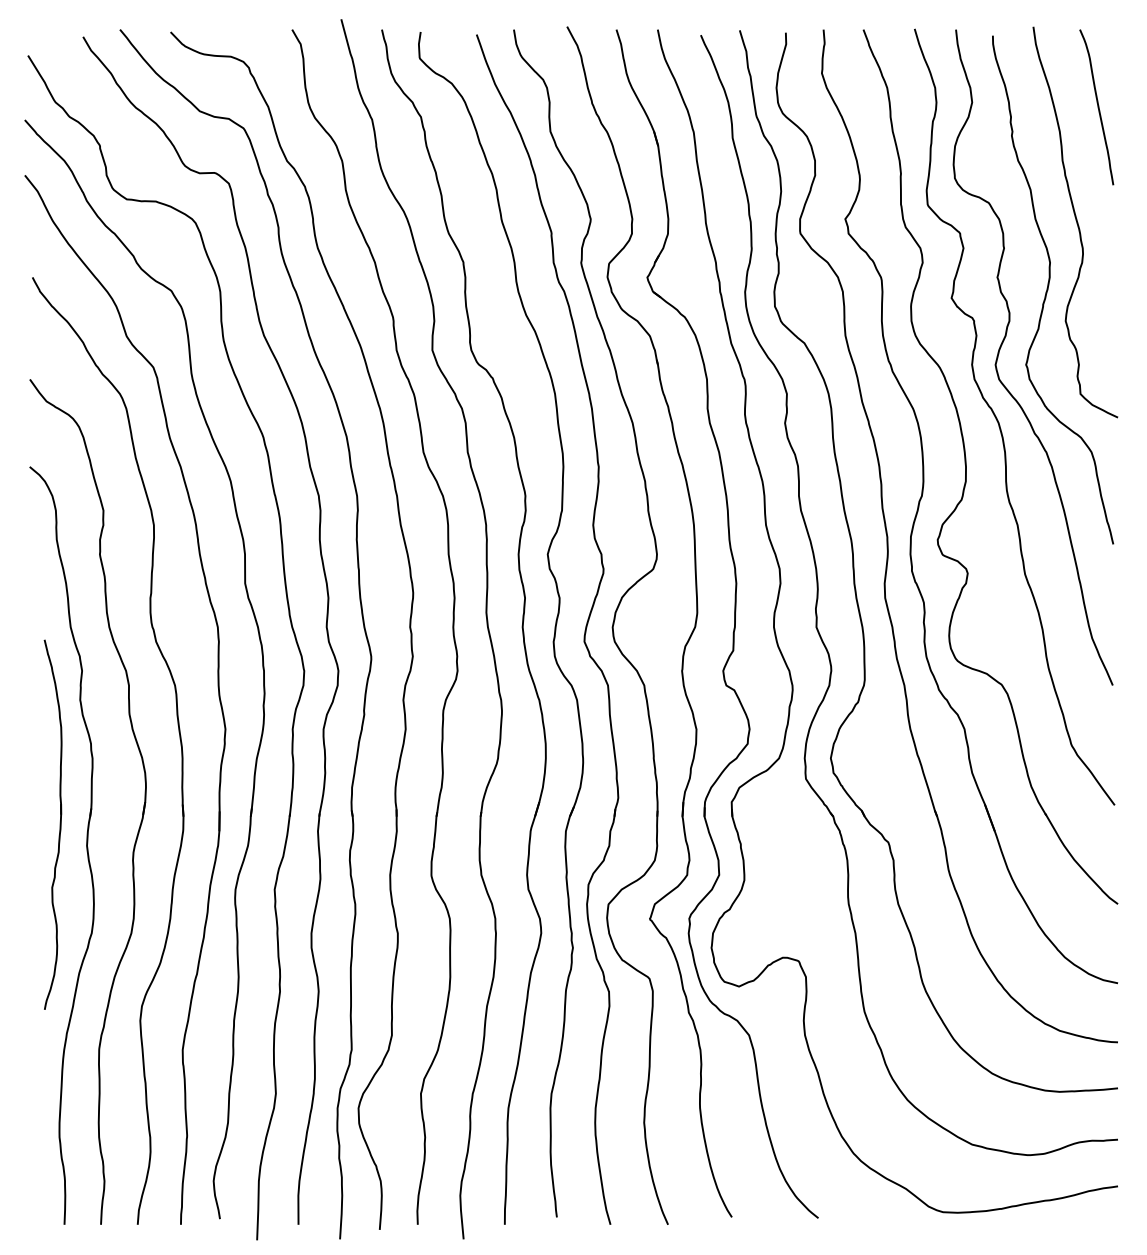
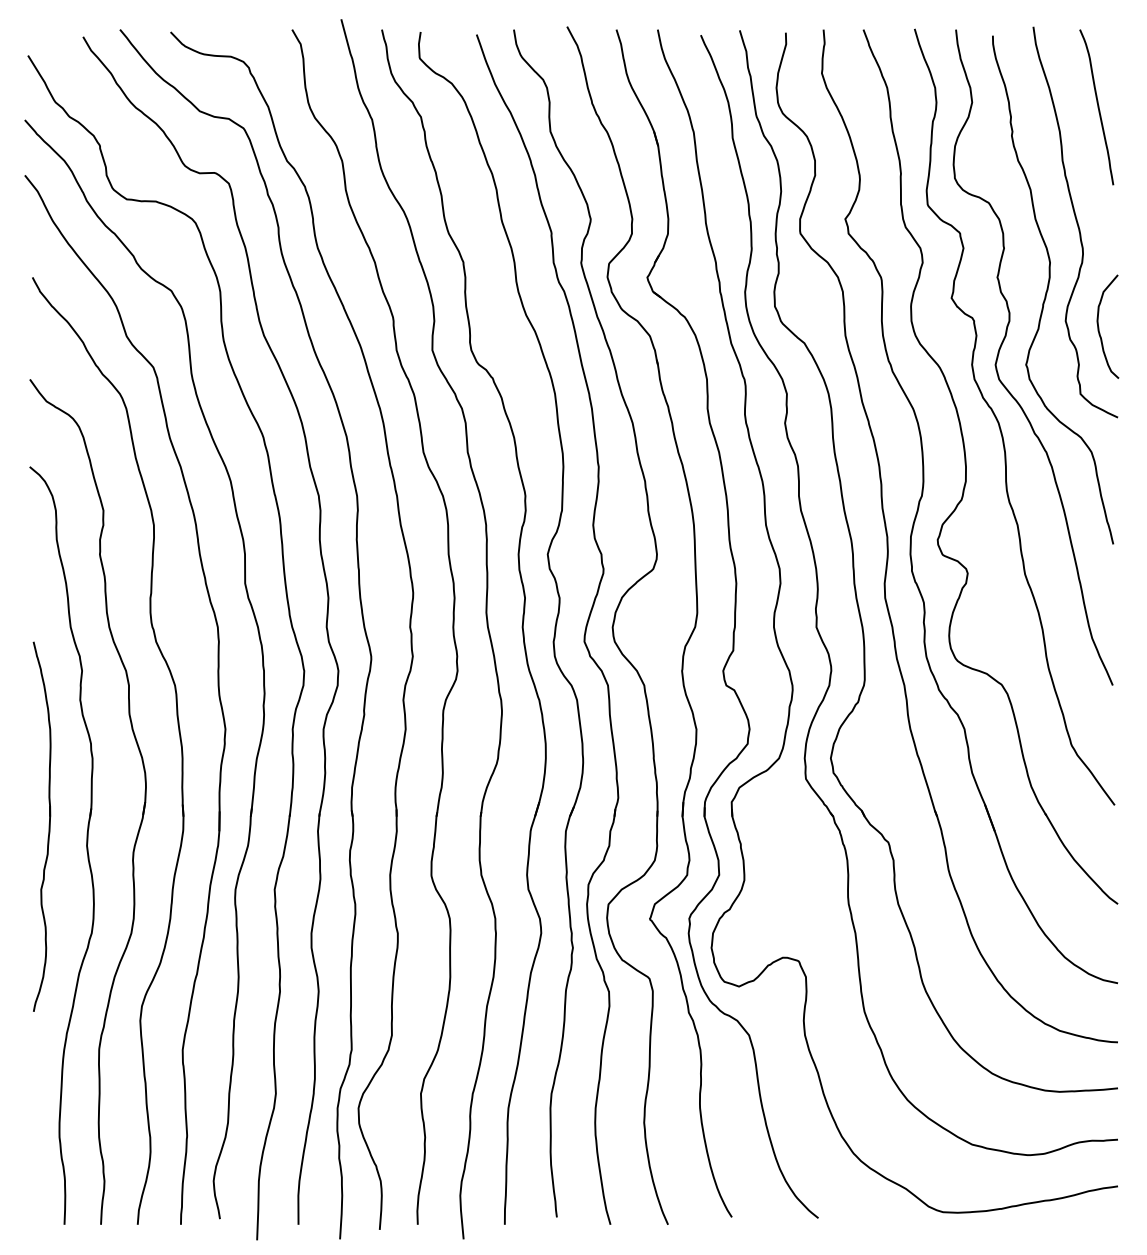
curve: none -> present (1099, 327)
part position: (59, 824) -> (48, 826) (48, 826)
